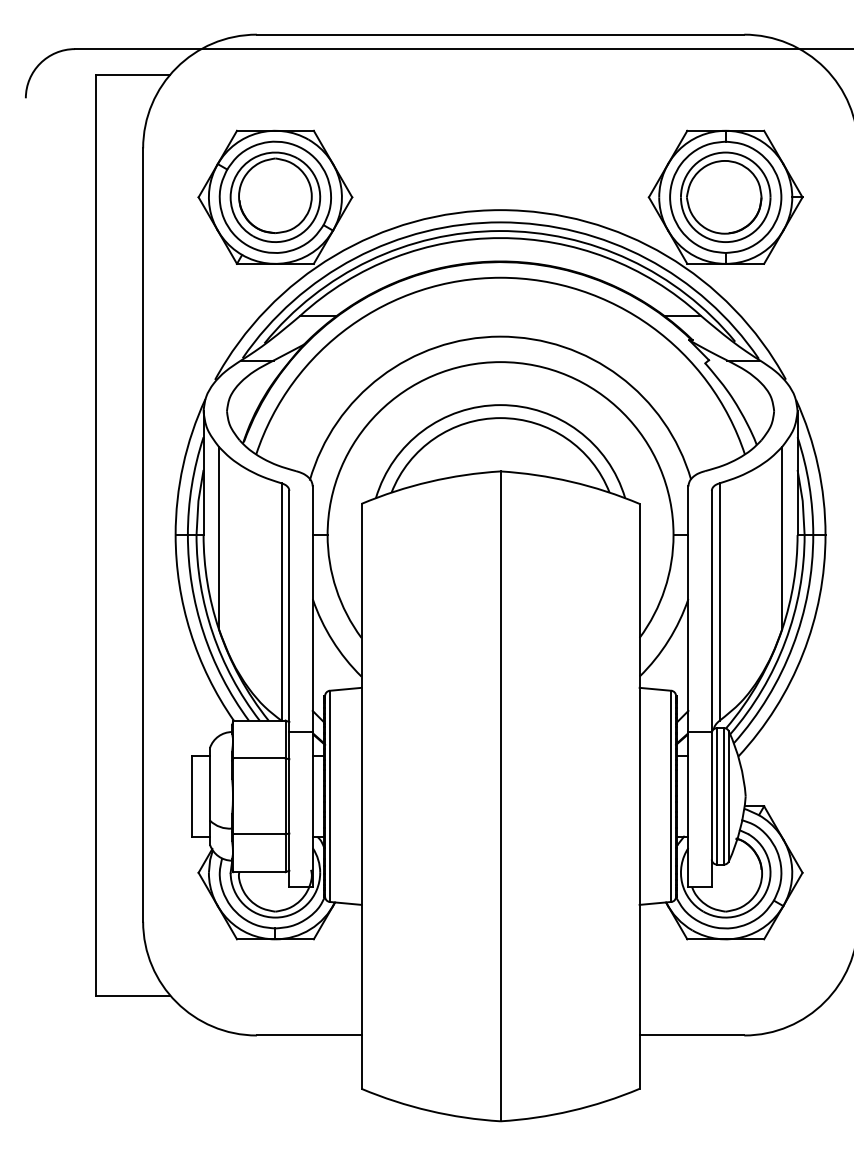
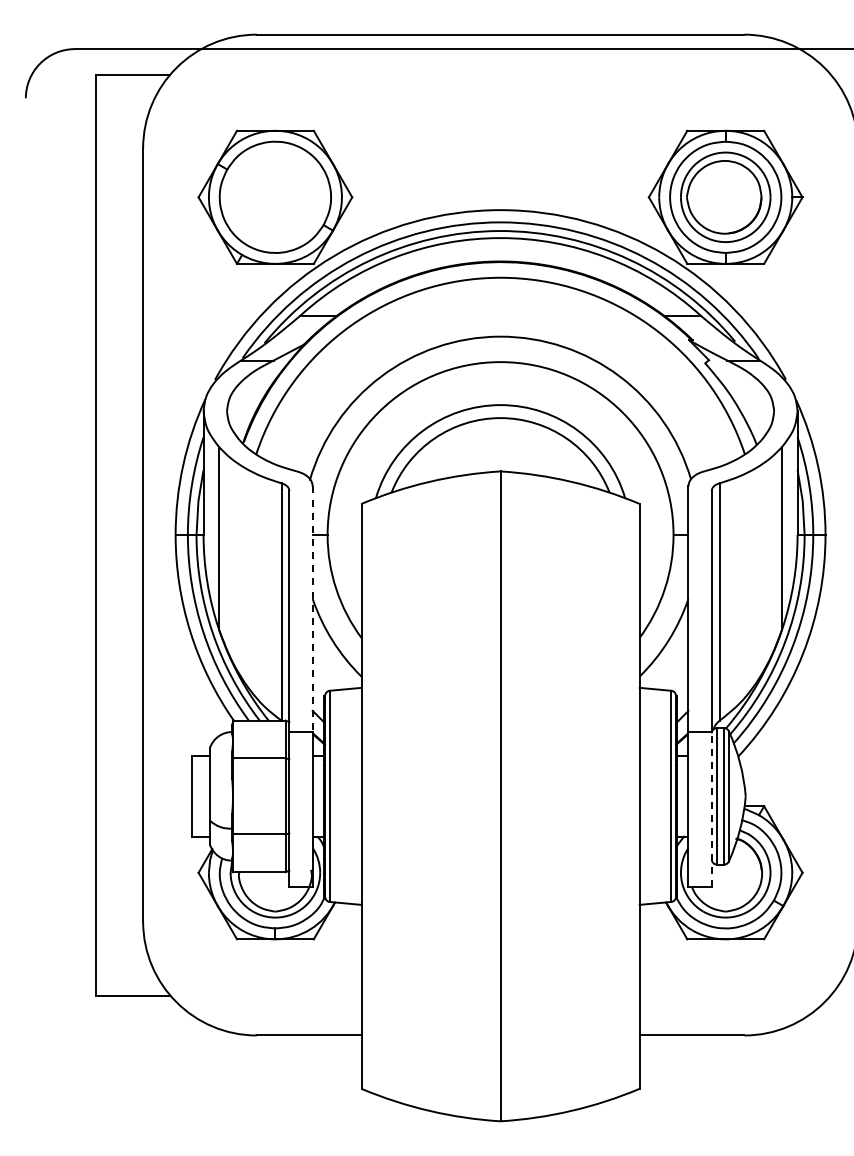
part: present -> none (275, 196)
line: solid -> dashed (312, 609)
line: solid -> dashed (711, 809)
